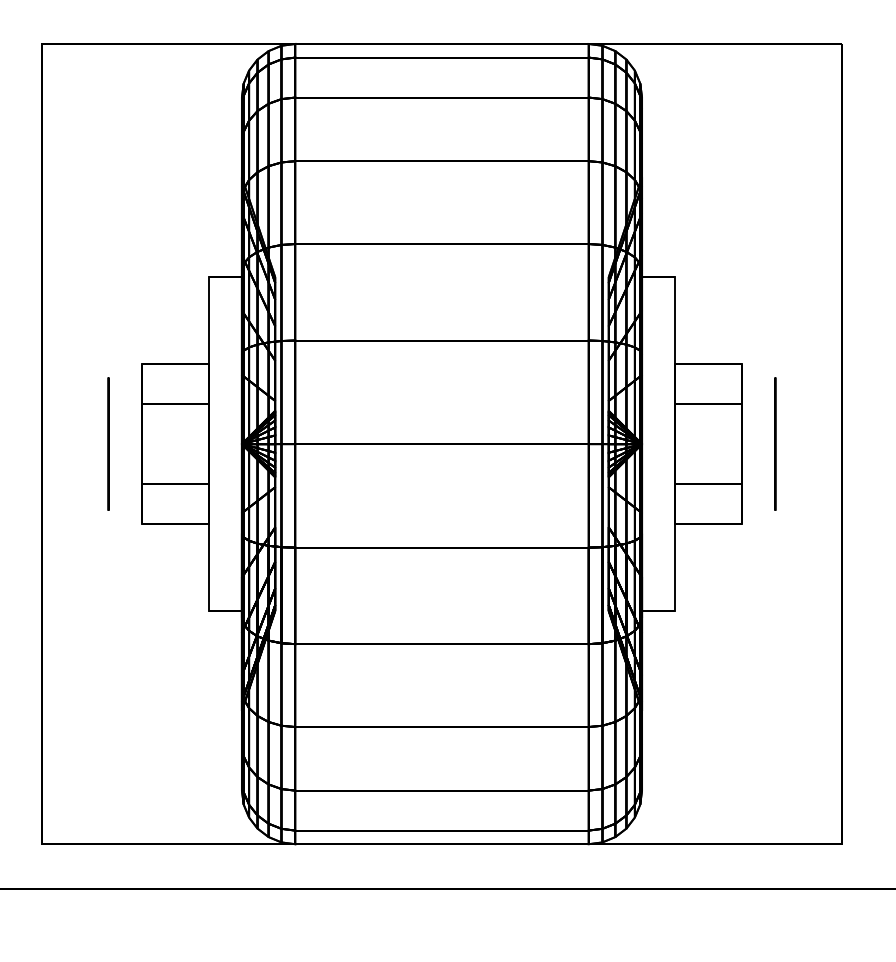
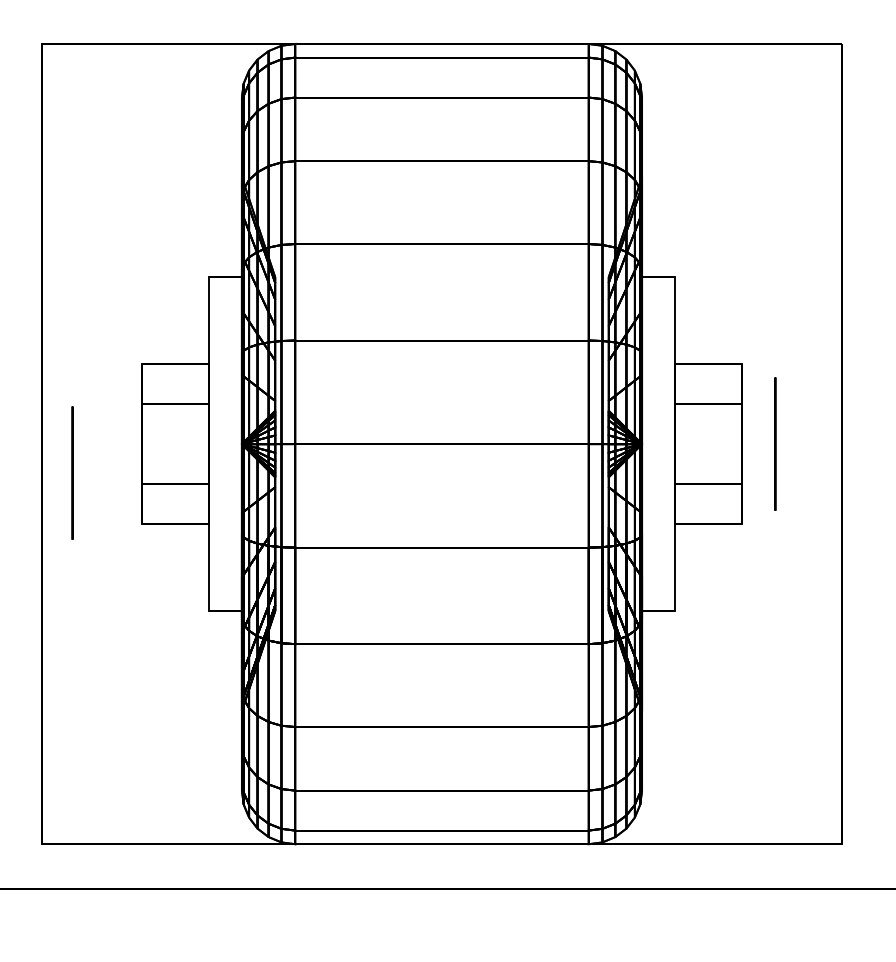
circle position: (108, 443) -> (72, 472) (72, 472)
